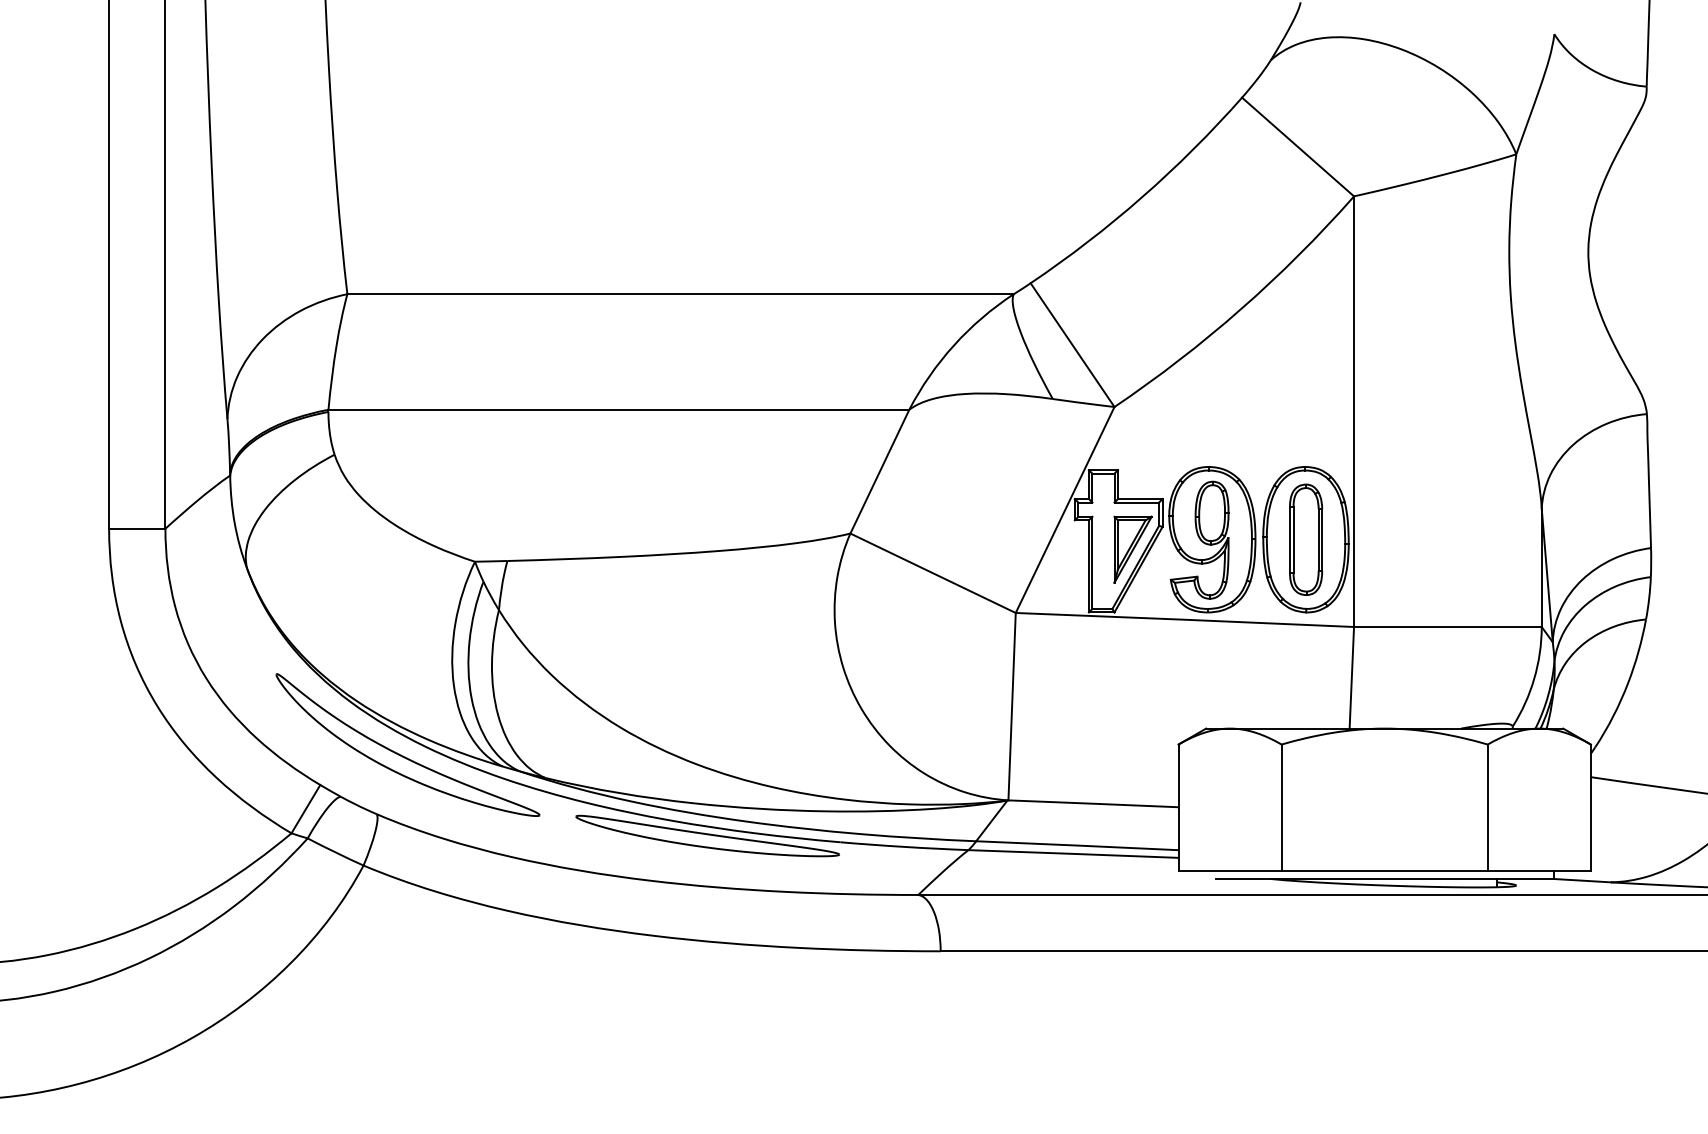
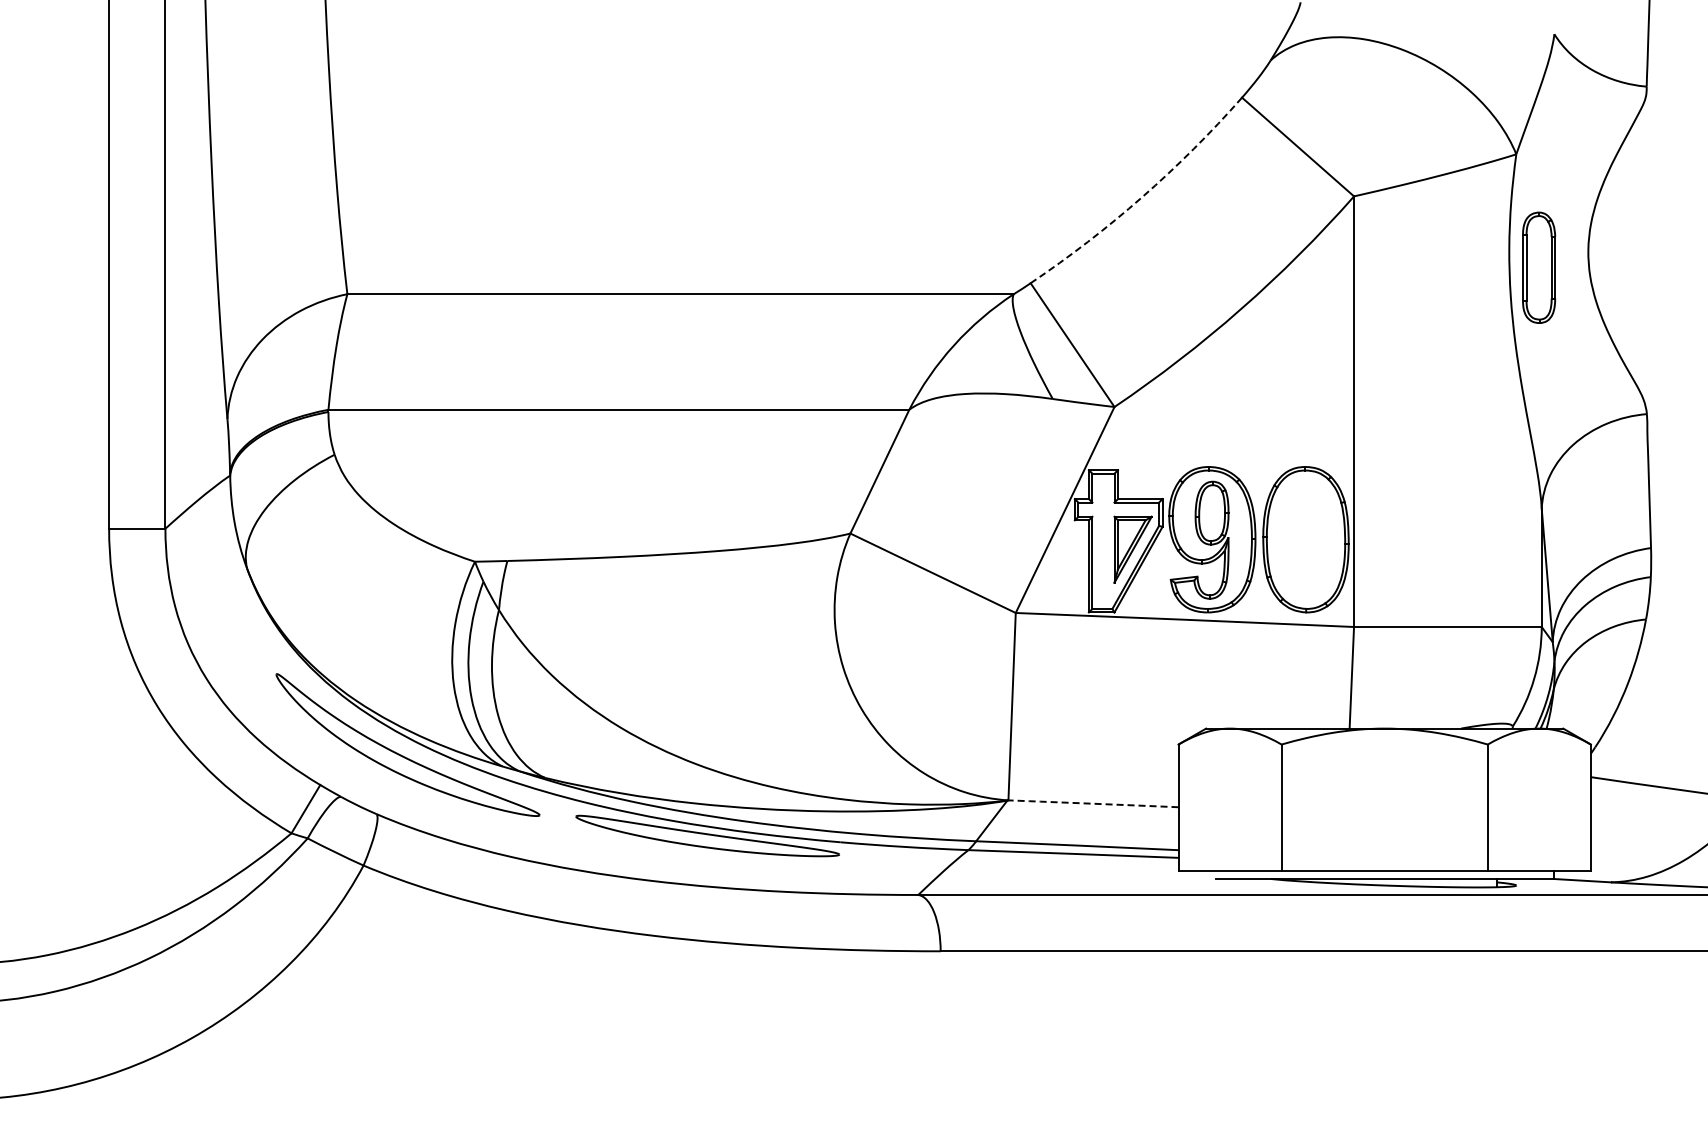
arc: solid -> dashed (1142, 197)
part position: (1306, 539) -> (1539, 267) (1539, 267)
arc: solid -> dashed (1093, 803)
